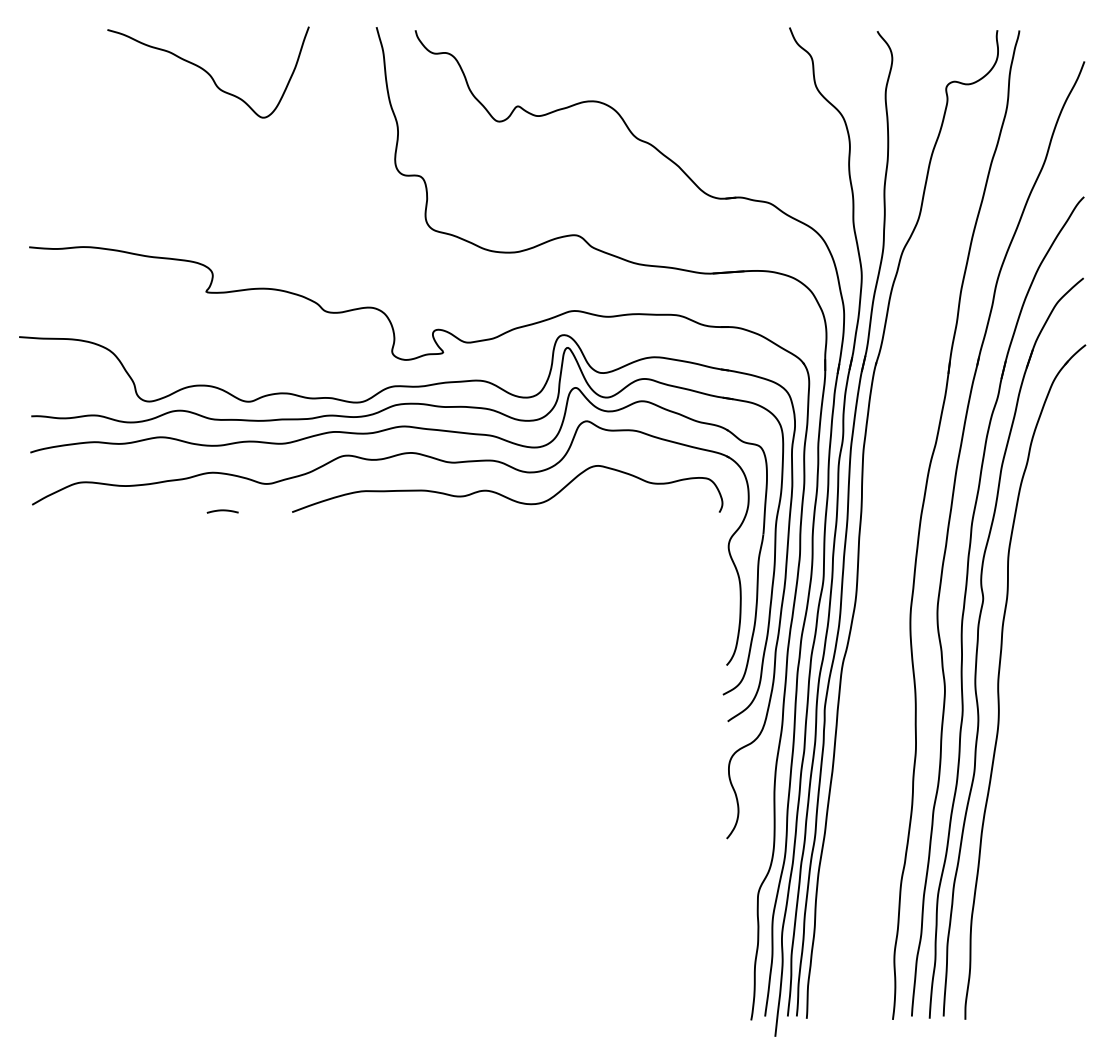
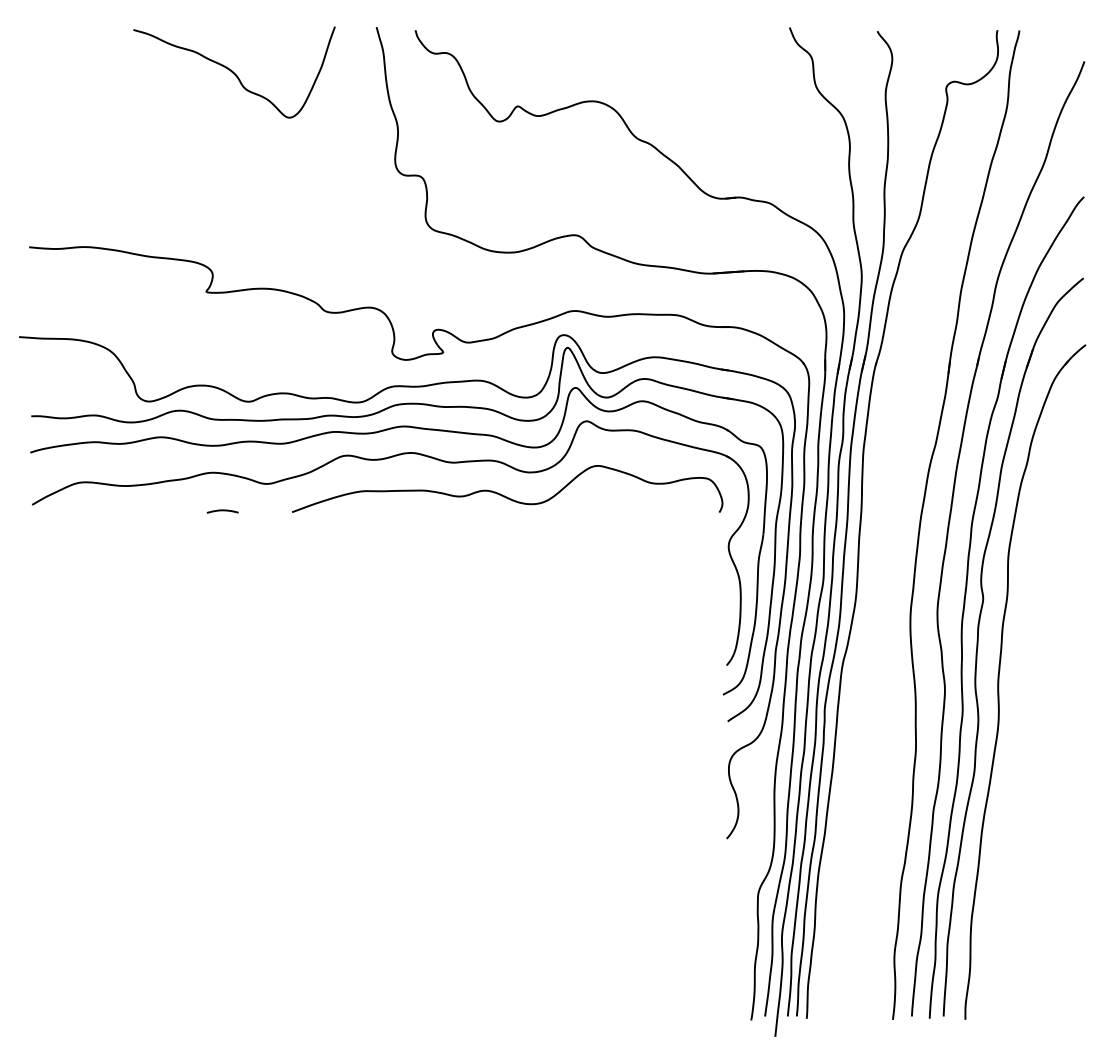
curve position: (208, 72) -> (234, 72) (234, 72)
